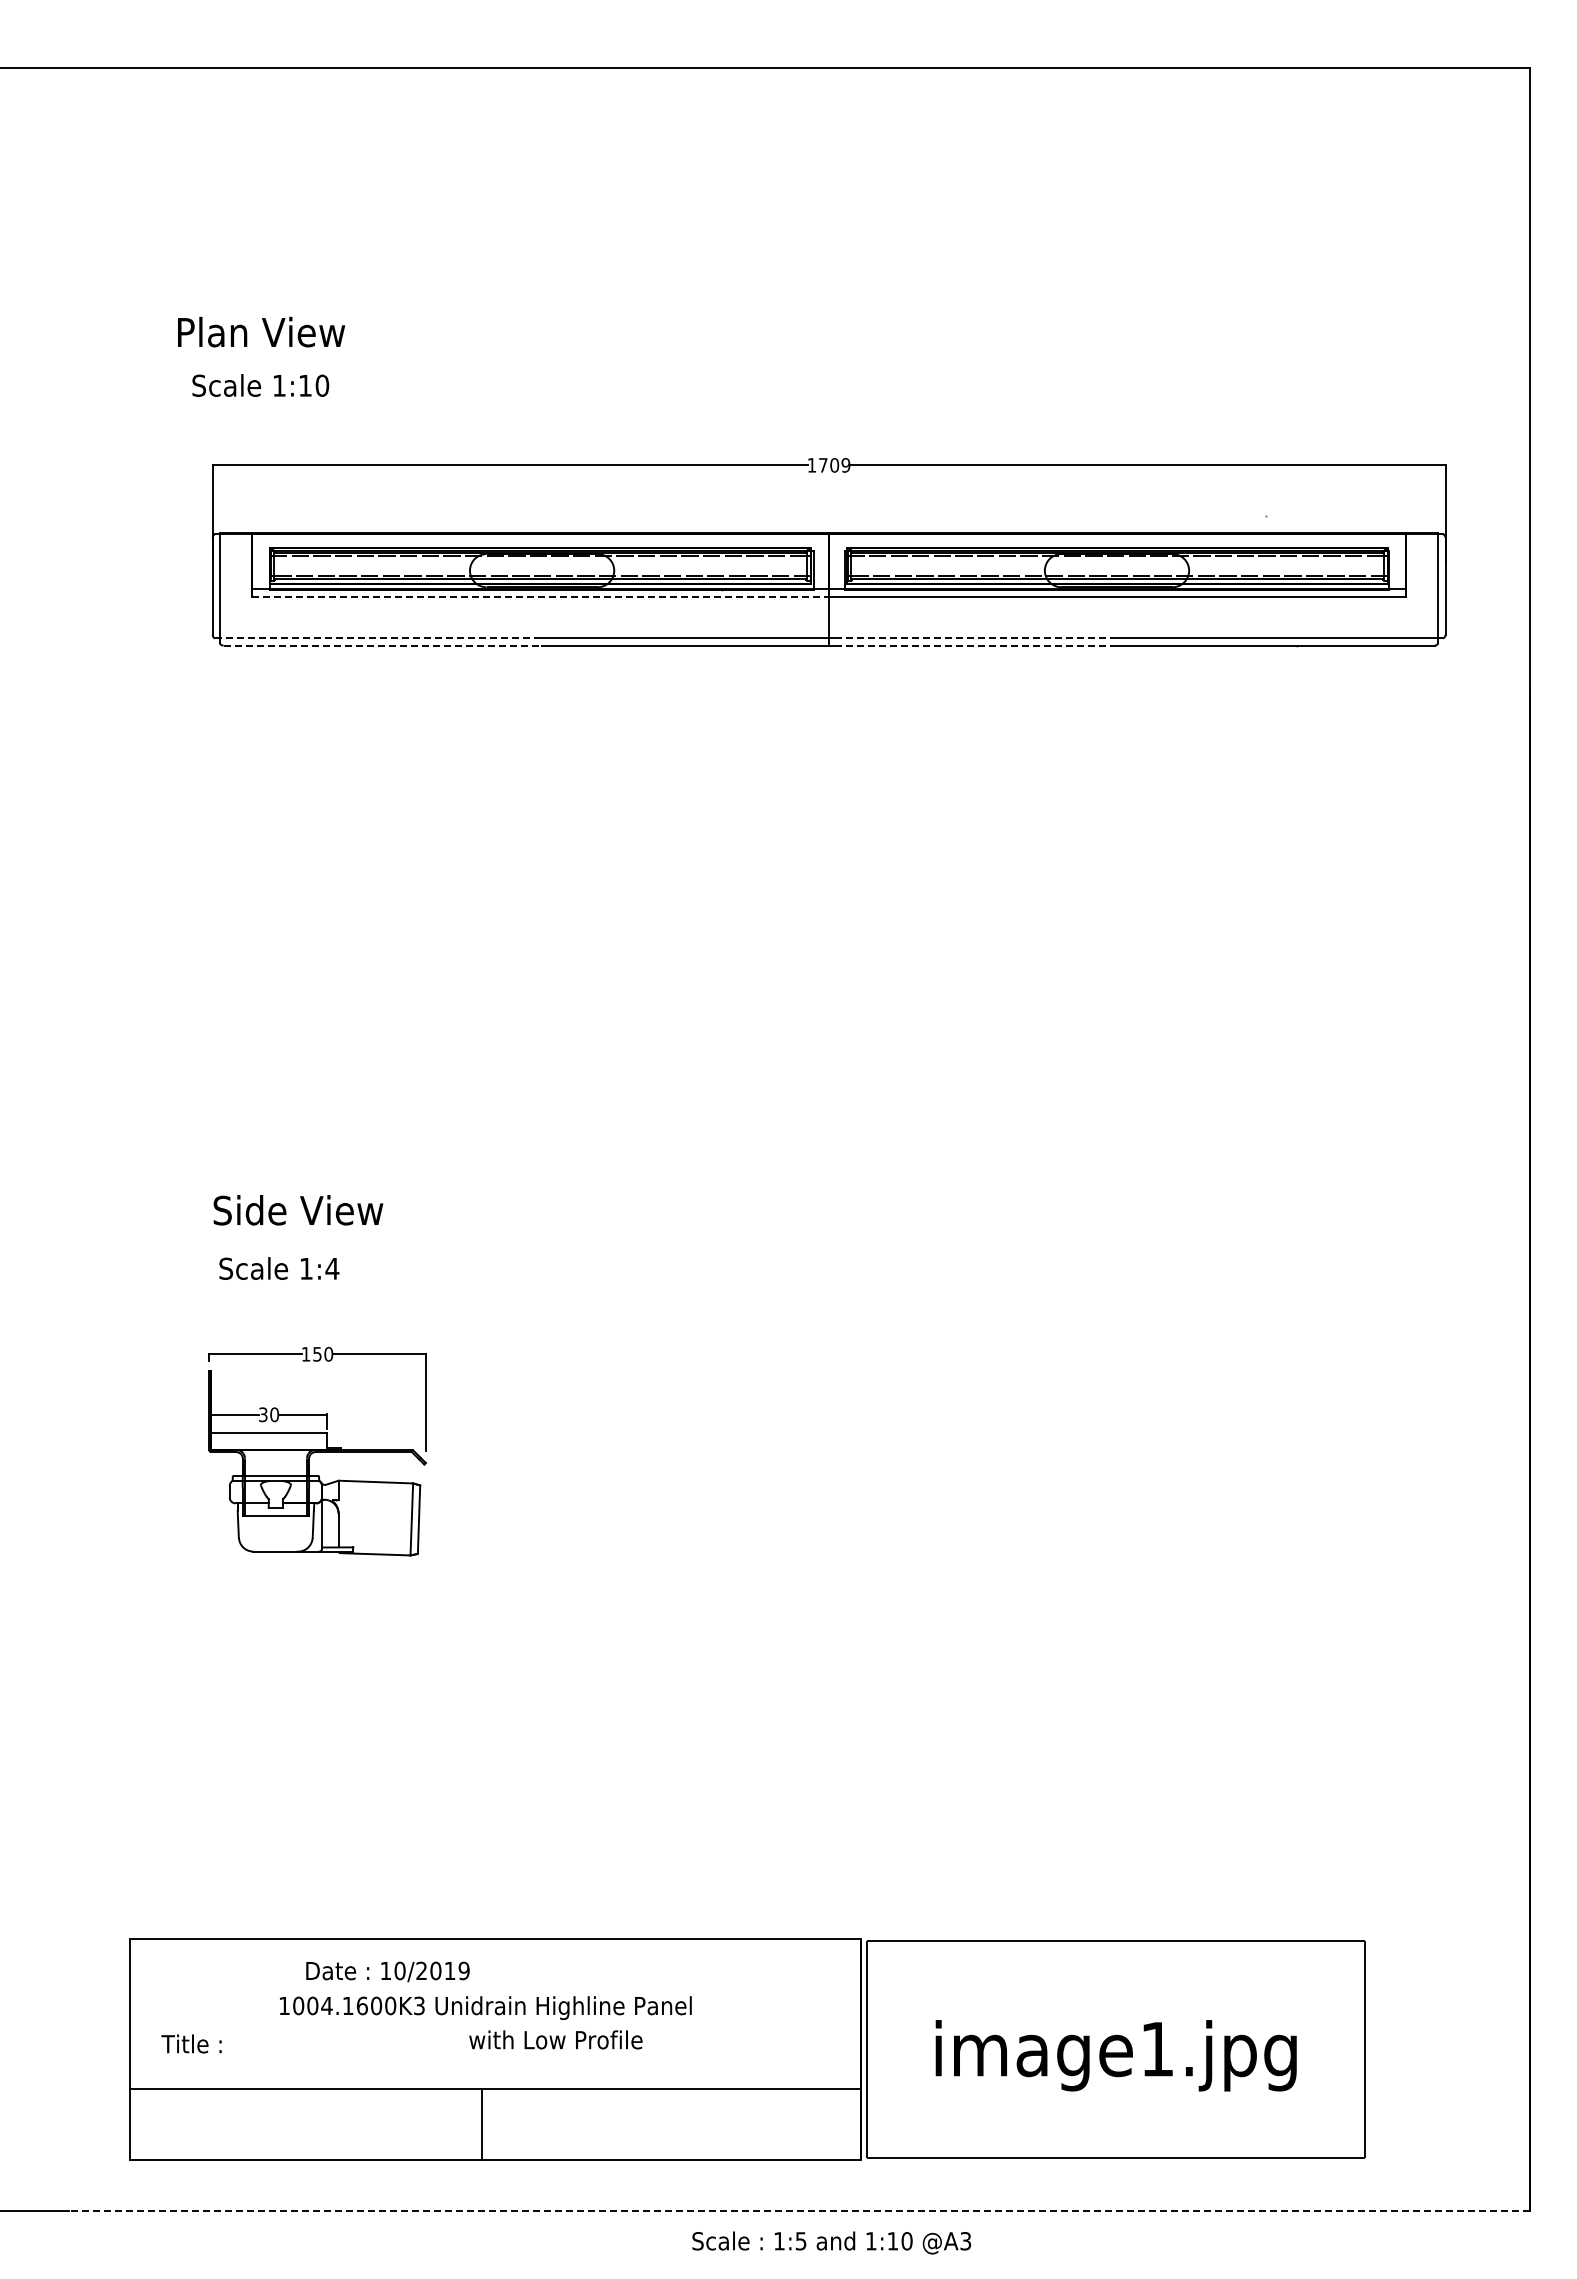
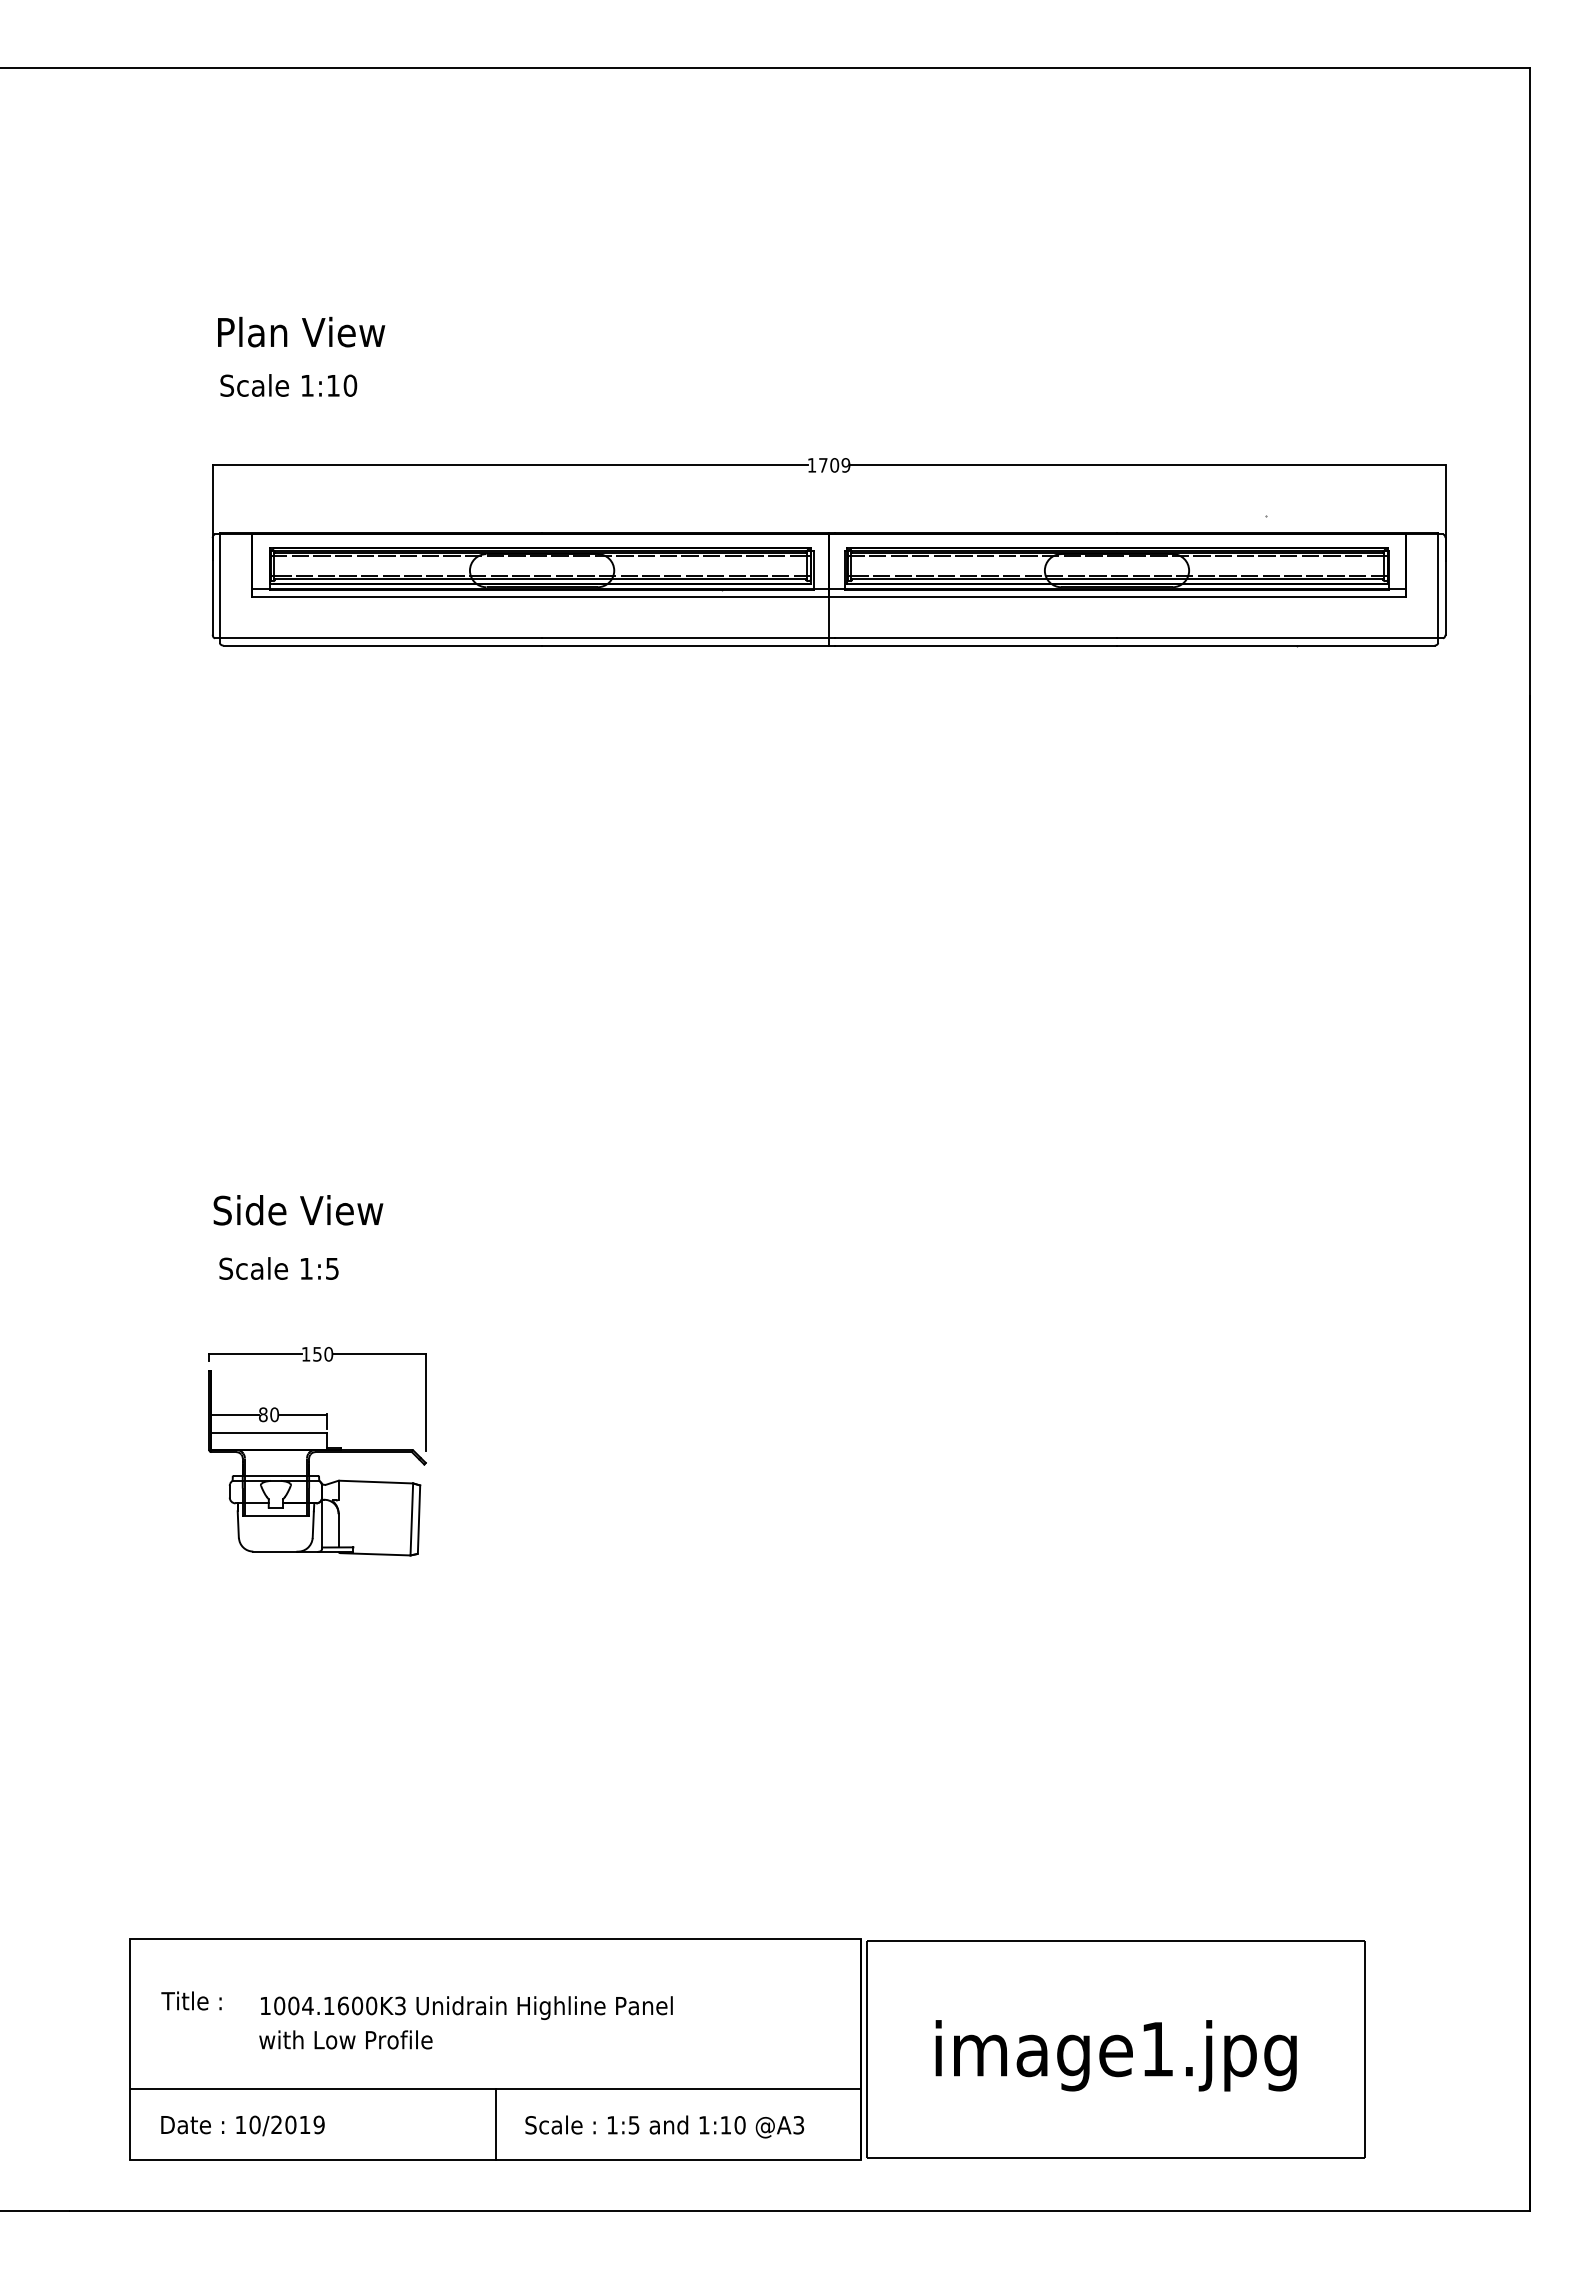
text position: (261, 331) -> (301, 331) (301, 331)
text position: (260, 385) -> (288, 385) (288, 385)
line: dashed -> solid (540, 596)
line: dashed -> solid (378, 638)
line: dashed -> solid (975, 638)
line: dashed -> solid (383, 645)
line: dashed -> solid (975, 645)
text: 1:4 -> 1:5 (332, 1268)
text: 30 -> 80 (263, 1414)
text position: (387, 1971) -> (242, 2125) (242, 2125)
text position: (485, 2007) -> (466, 2007) (466, 2007)
text position: (555, 2039) -> (345, 2039) (345, 2039)
text position: (191, 2043) -> (191, 2000) (191, 2000)
line position: (481, 2124) -> (495, 2124) (495, 2124)
line: dashed -> solid (799, 2210)
text position: (831, 2242) -> (664, 2126) (664, 2126)
